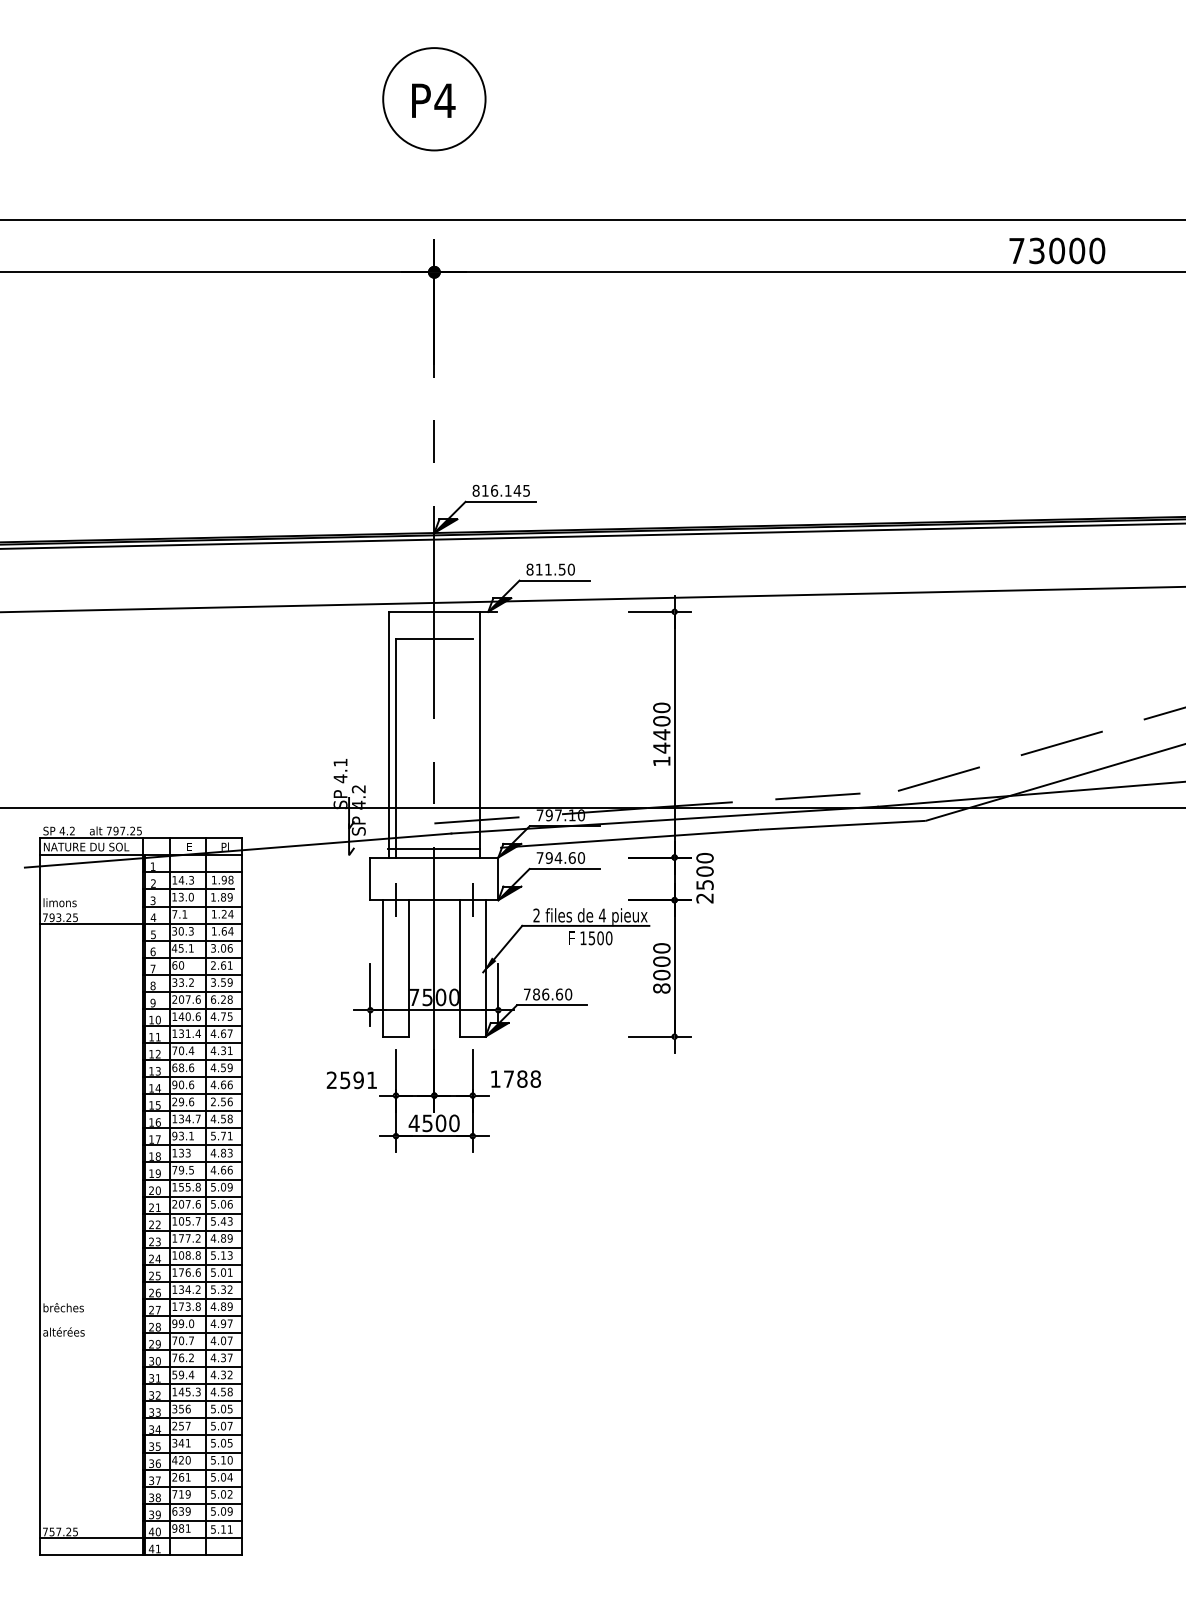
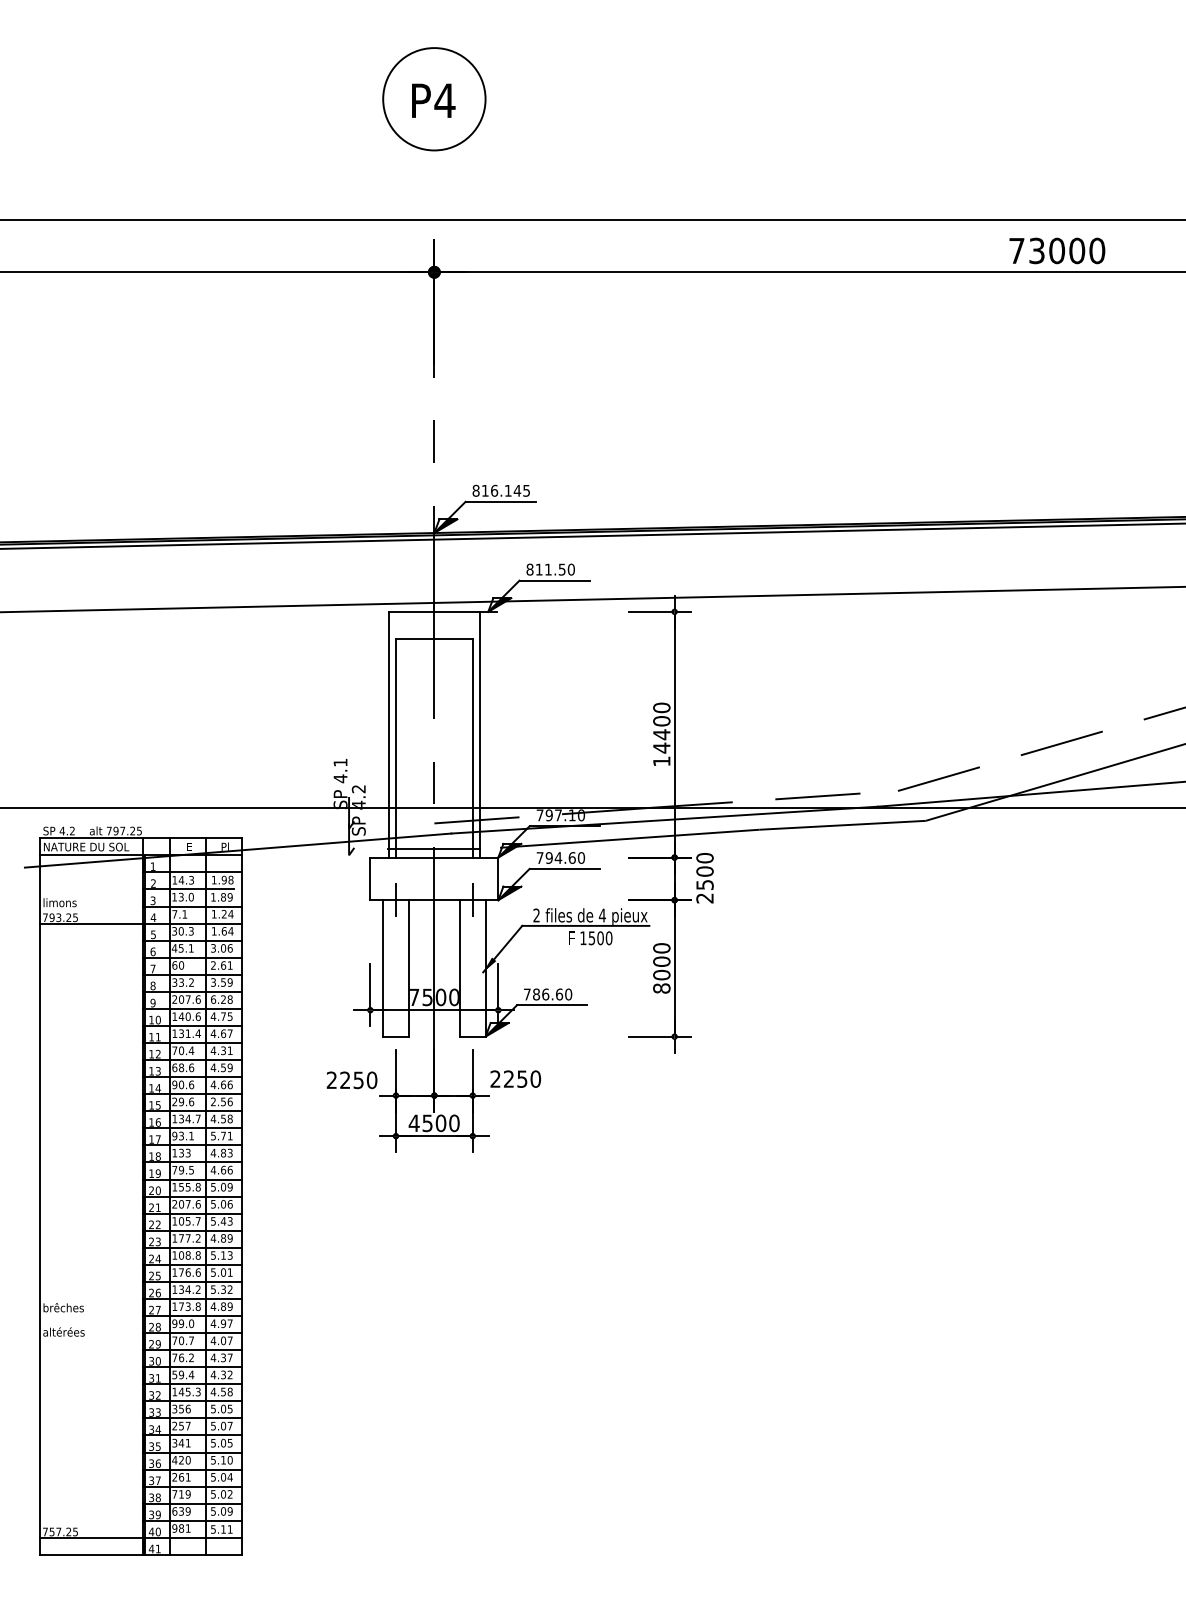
line: none -> present (472, 748)
text: 1788 -> 2250 (515, 1078)
text: 2591 -> 2250 (358, 1080)
